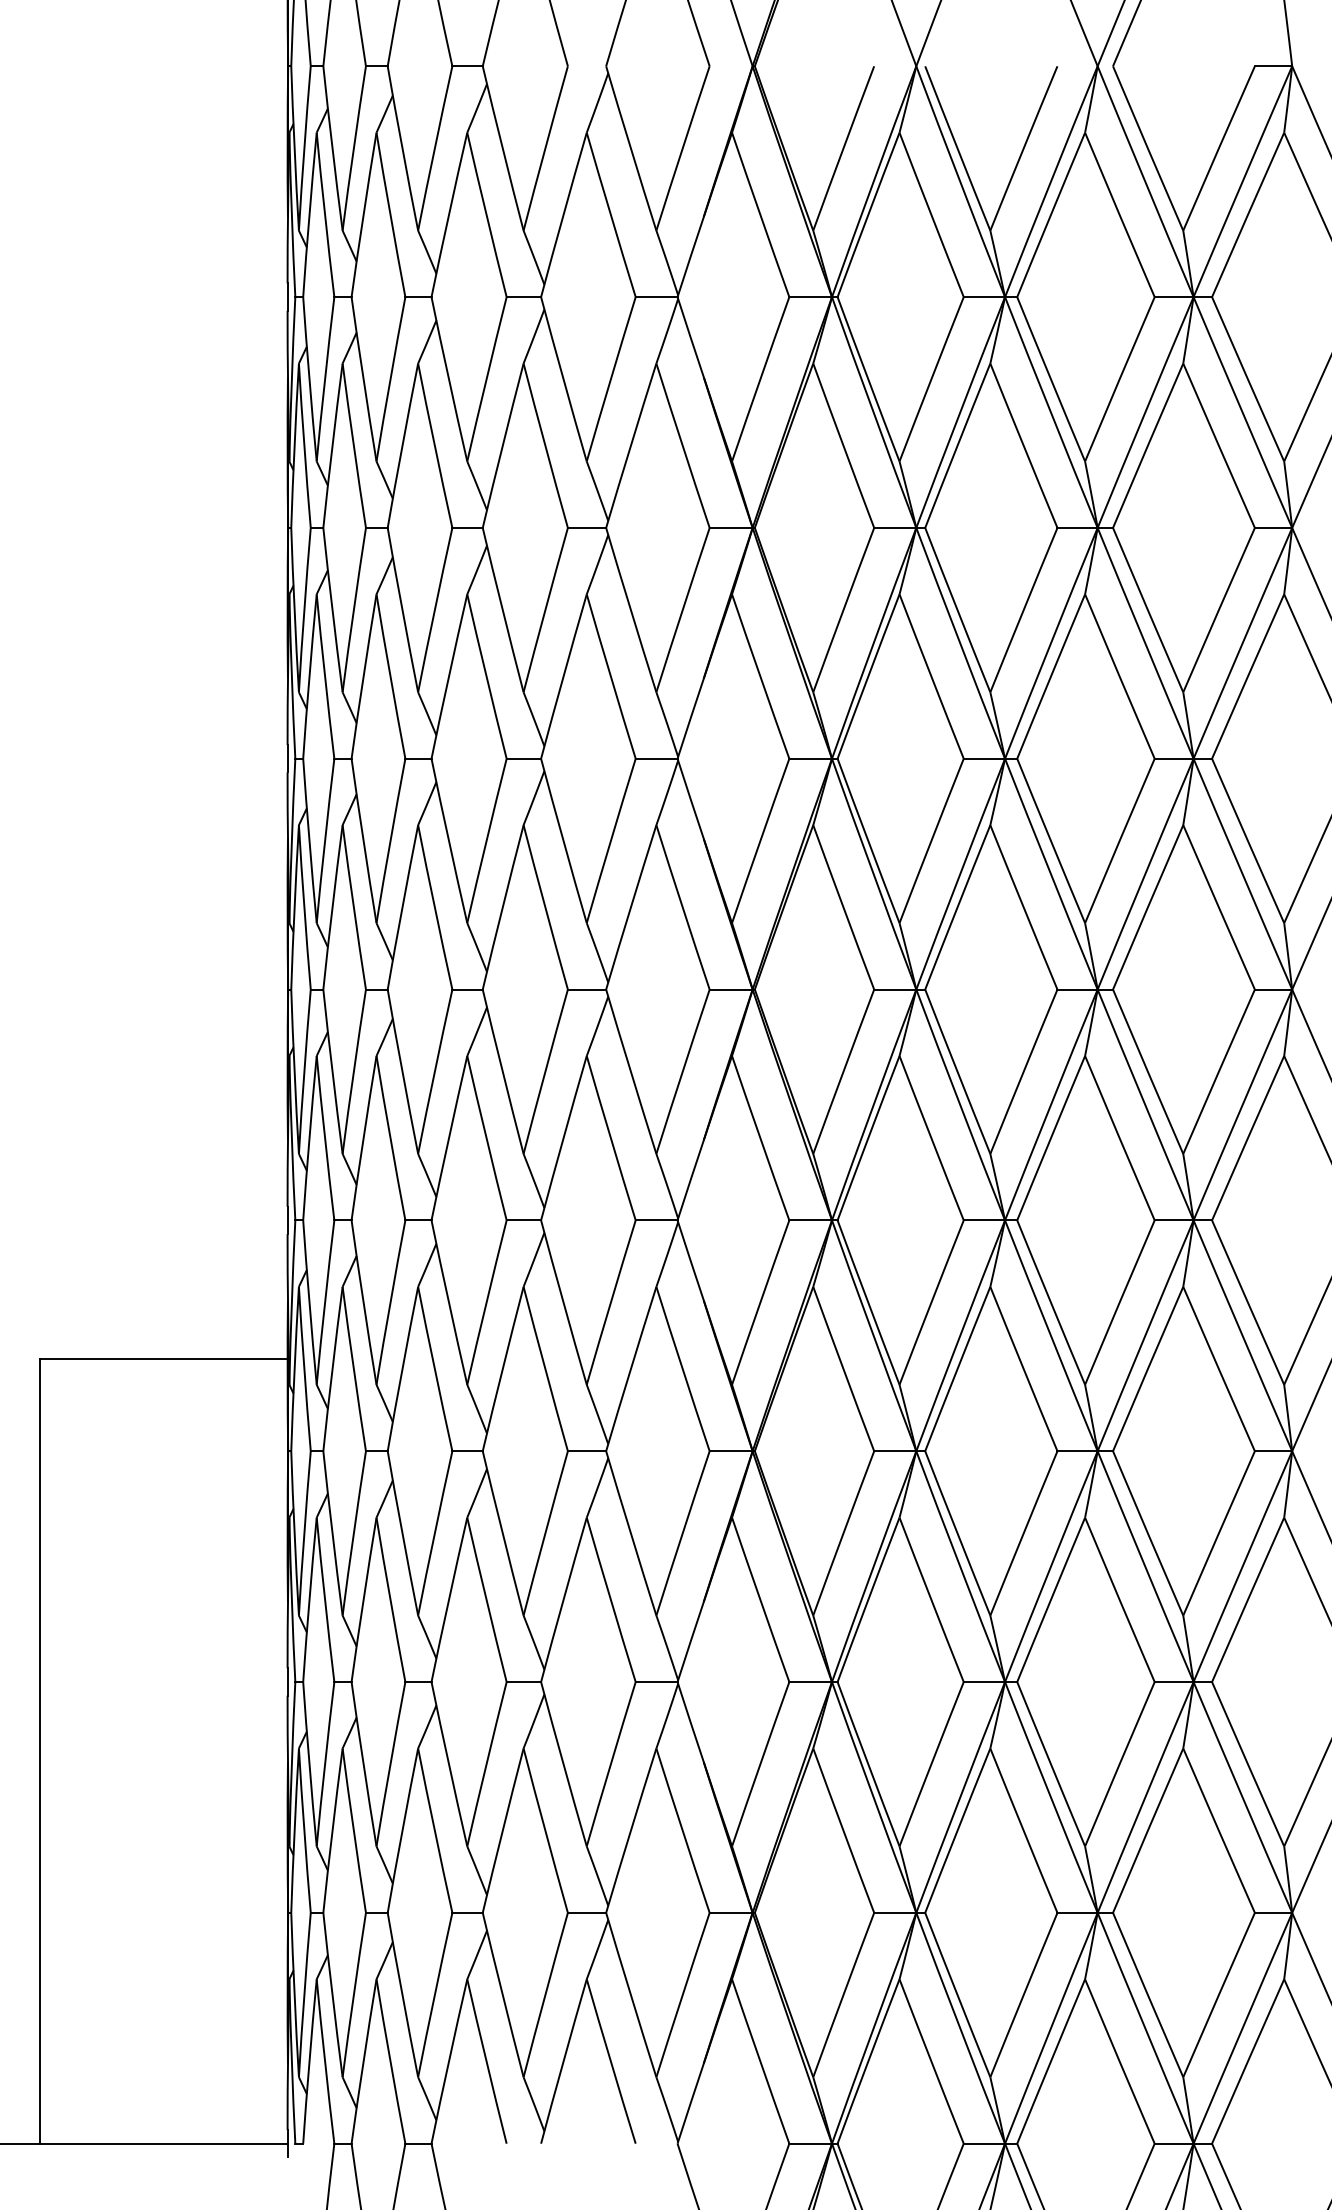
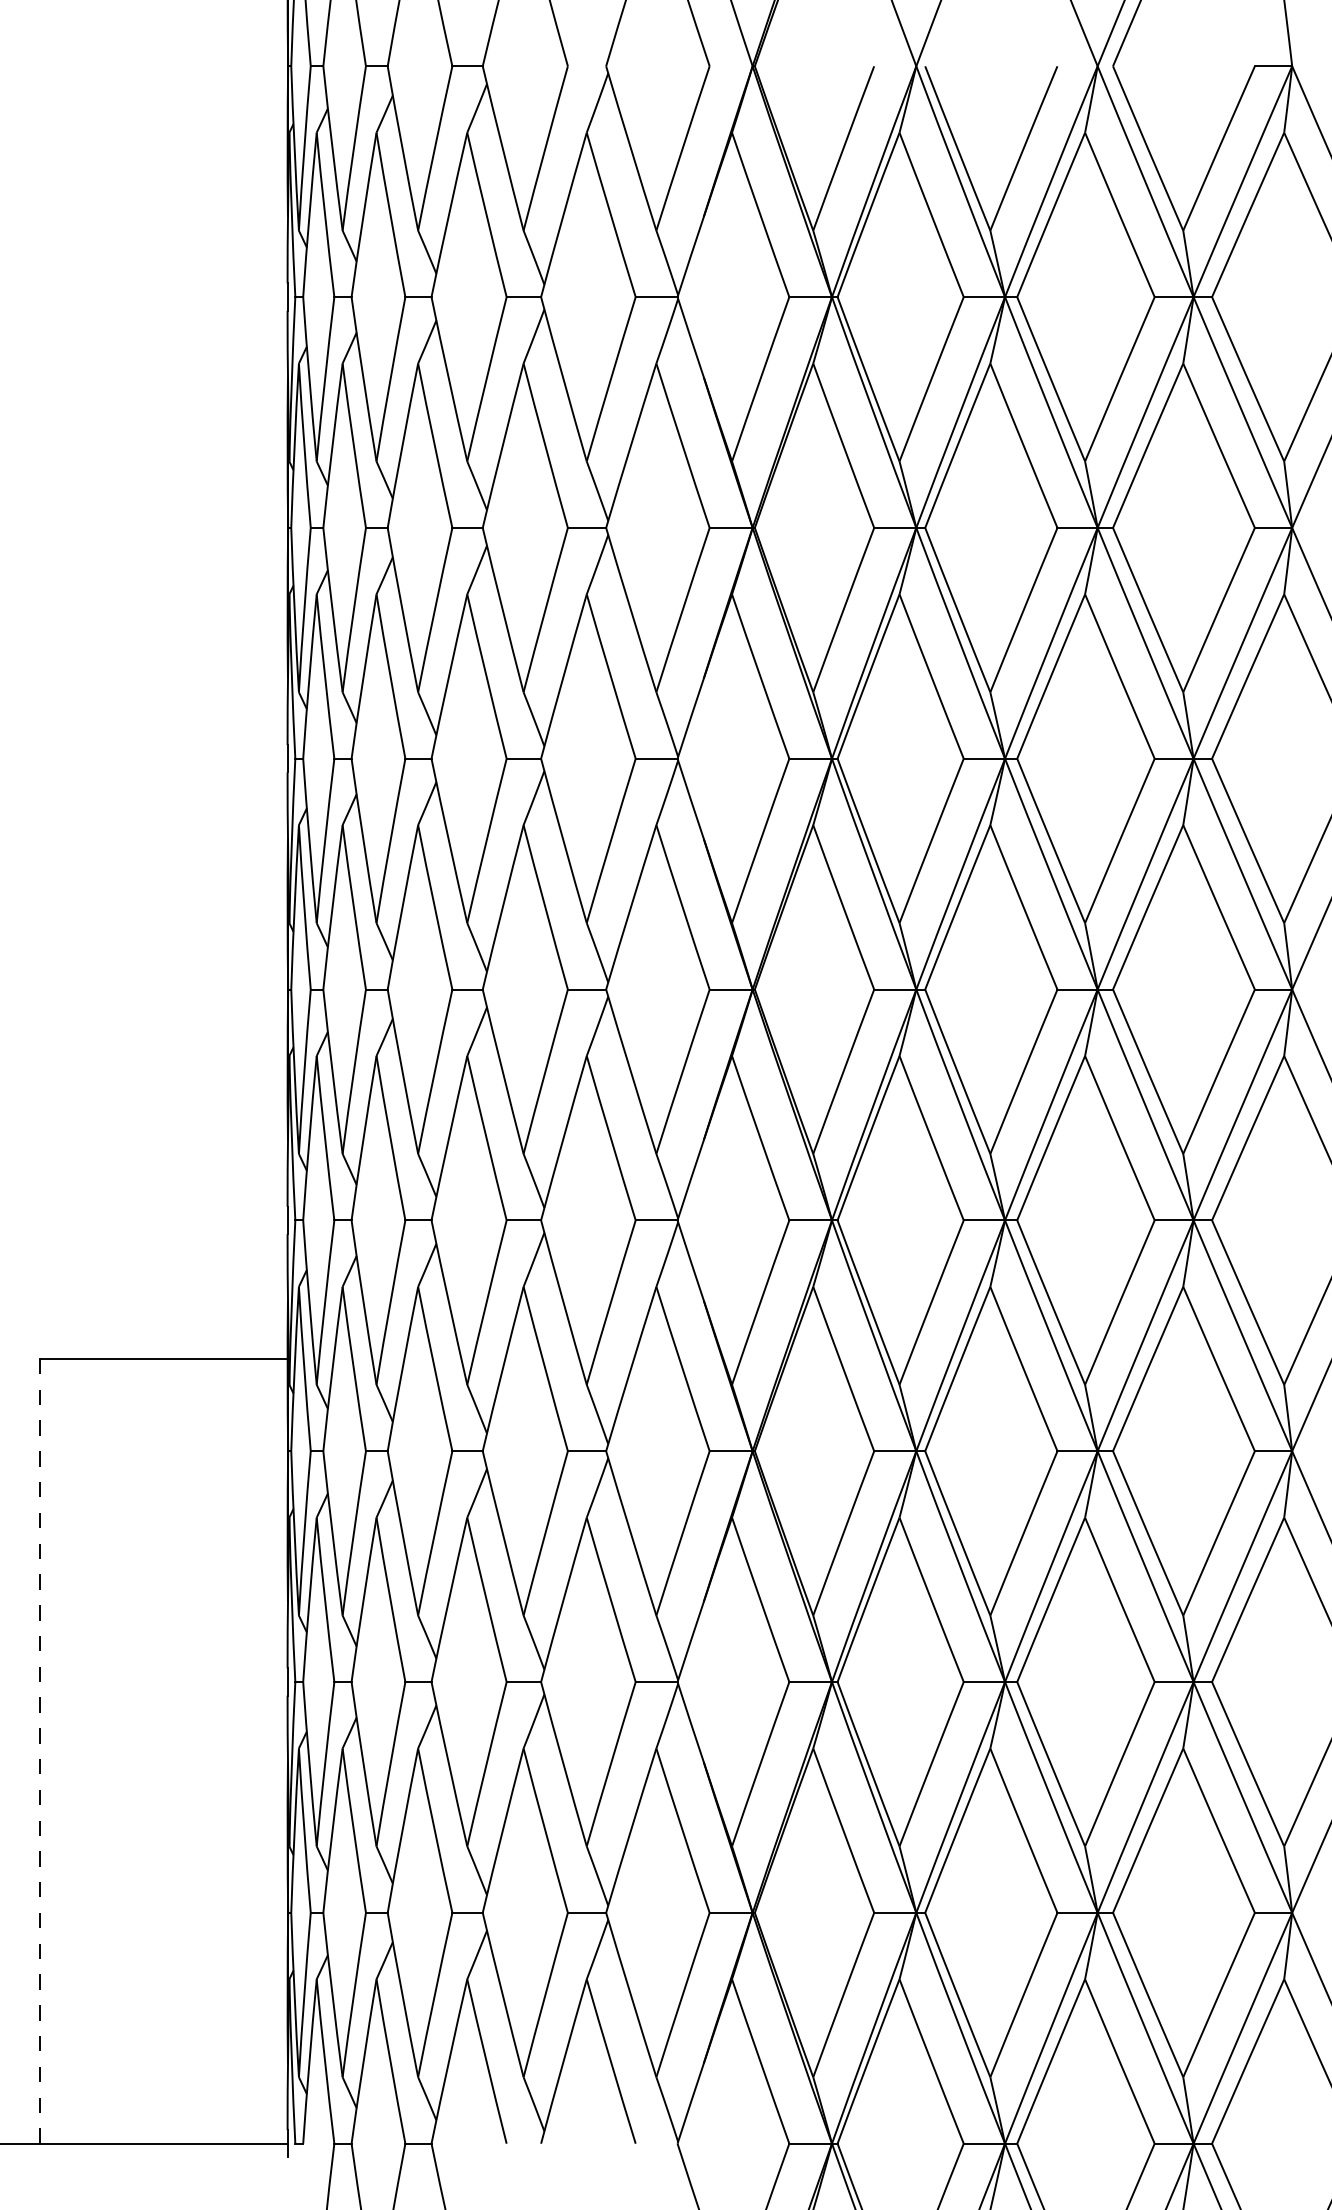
line: solid -> dashed (39, 1751)
